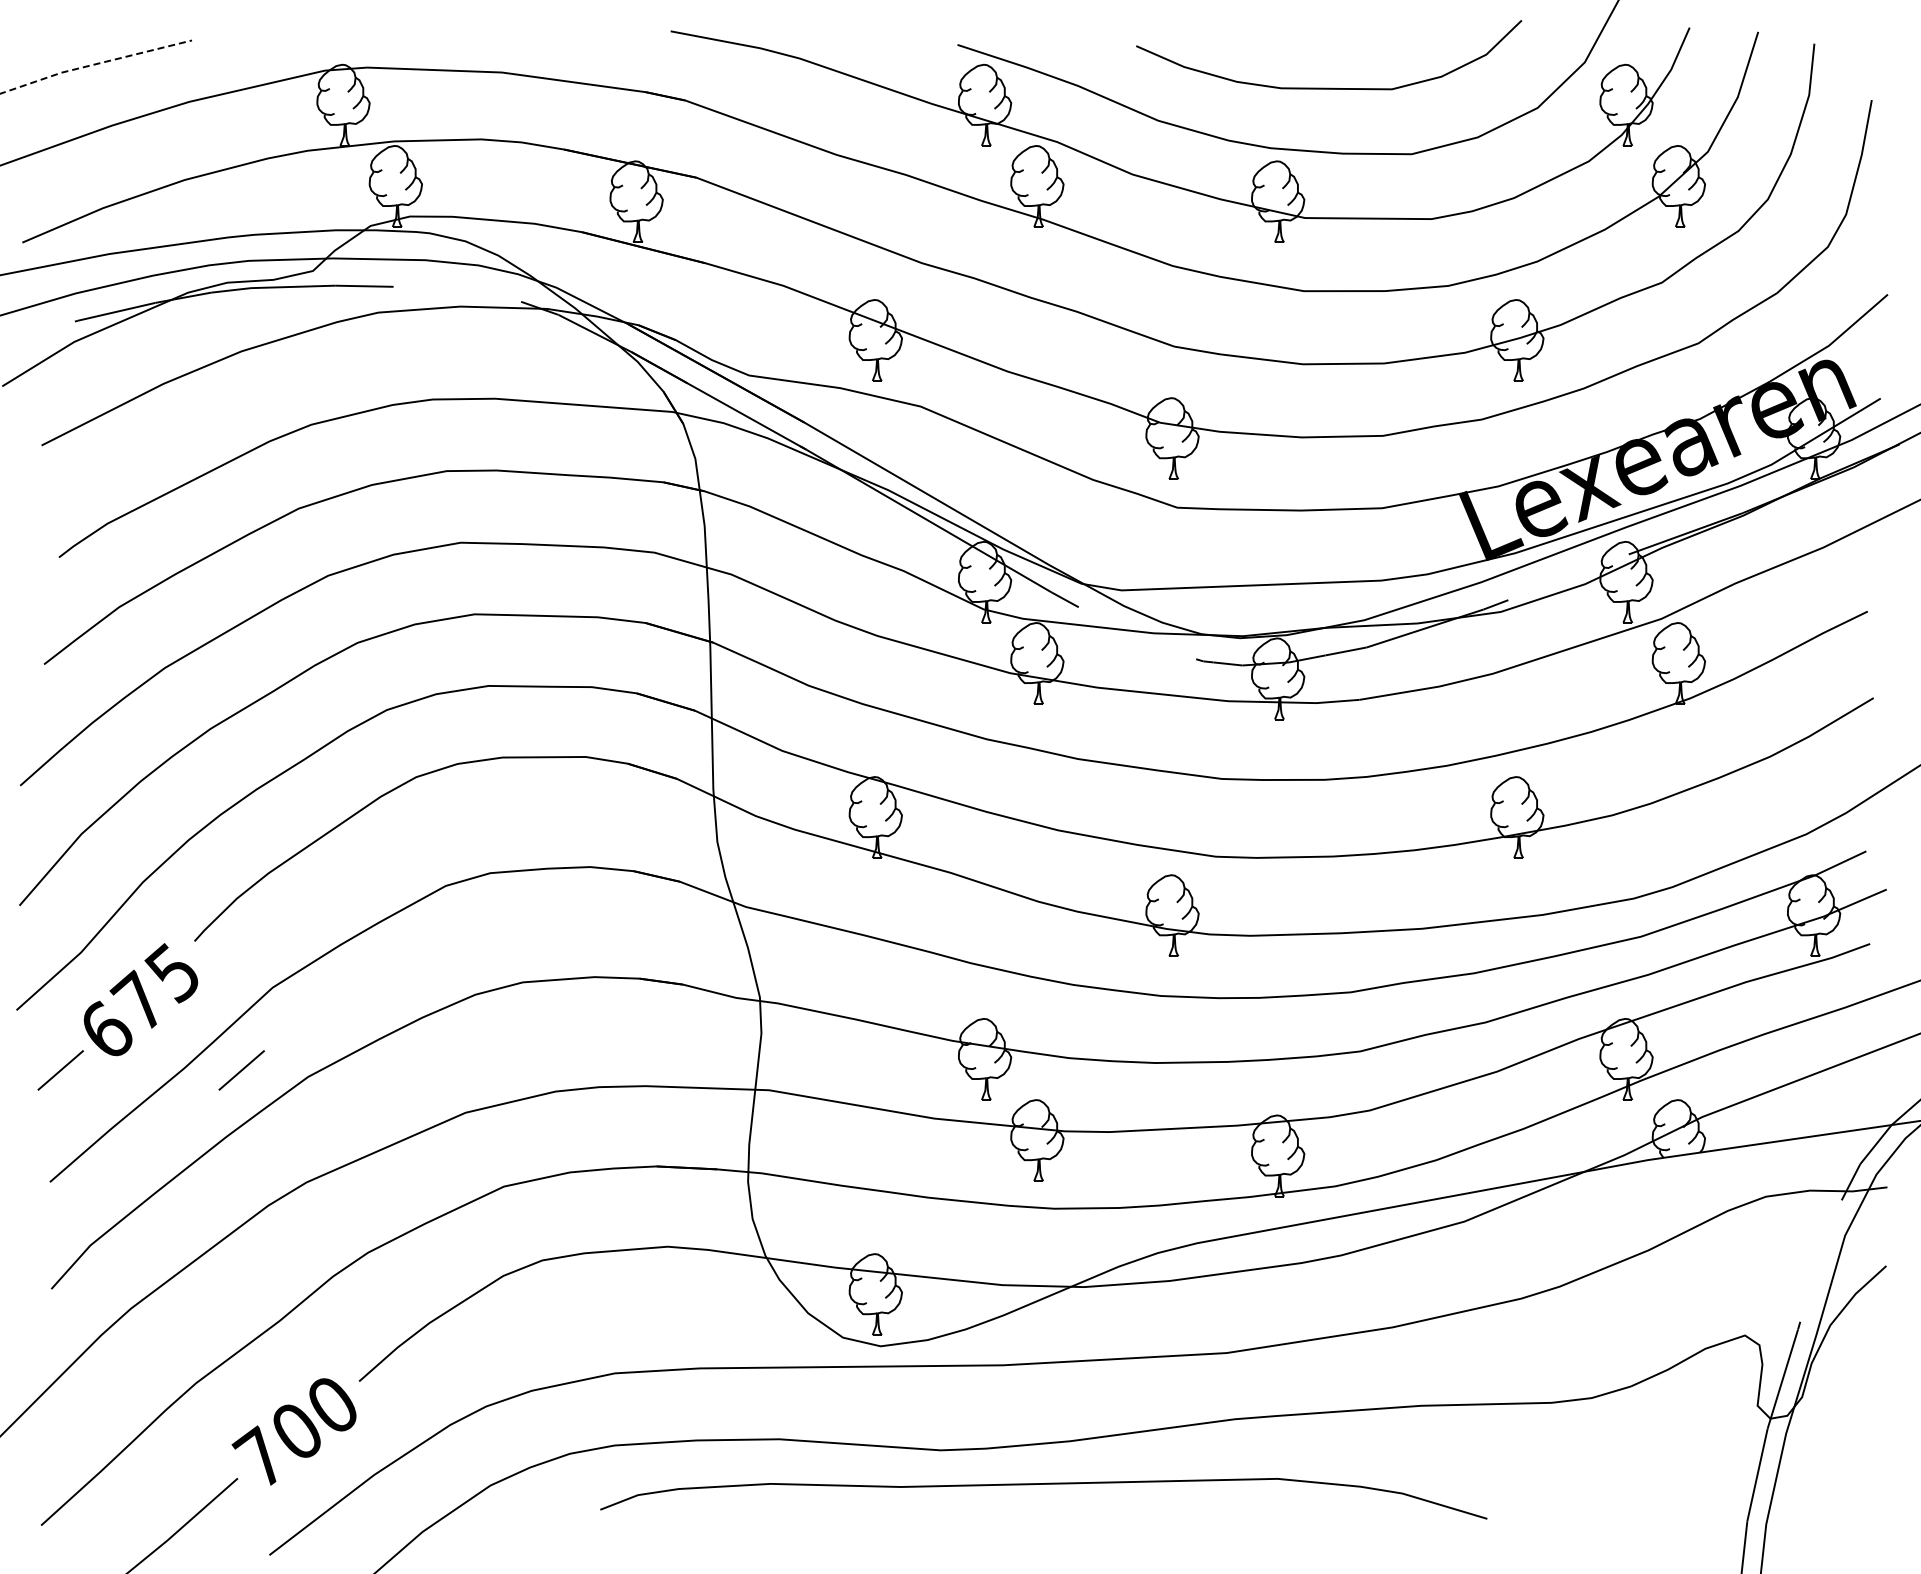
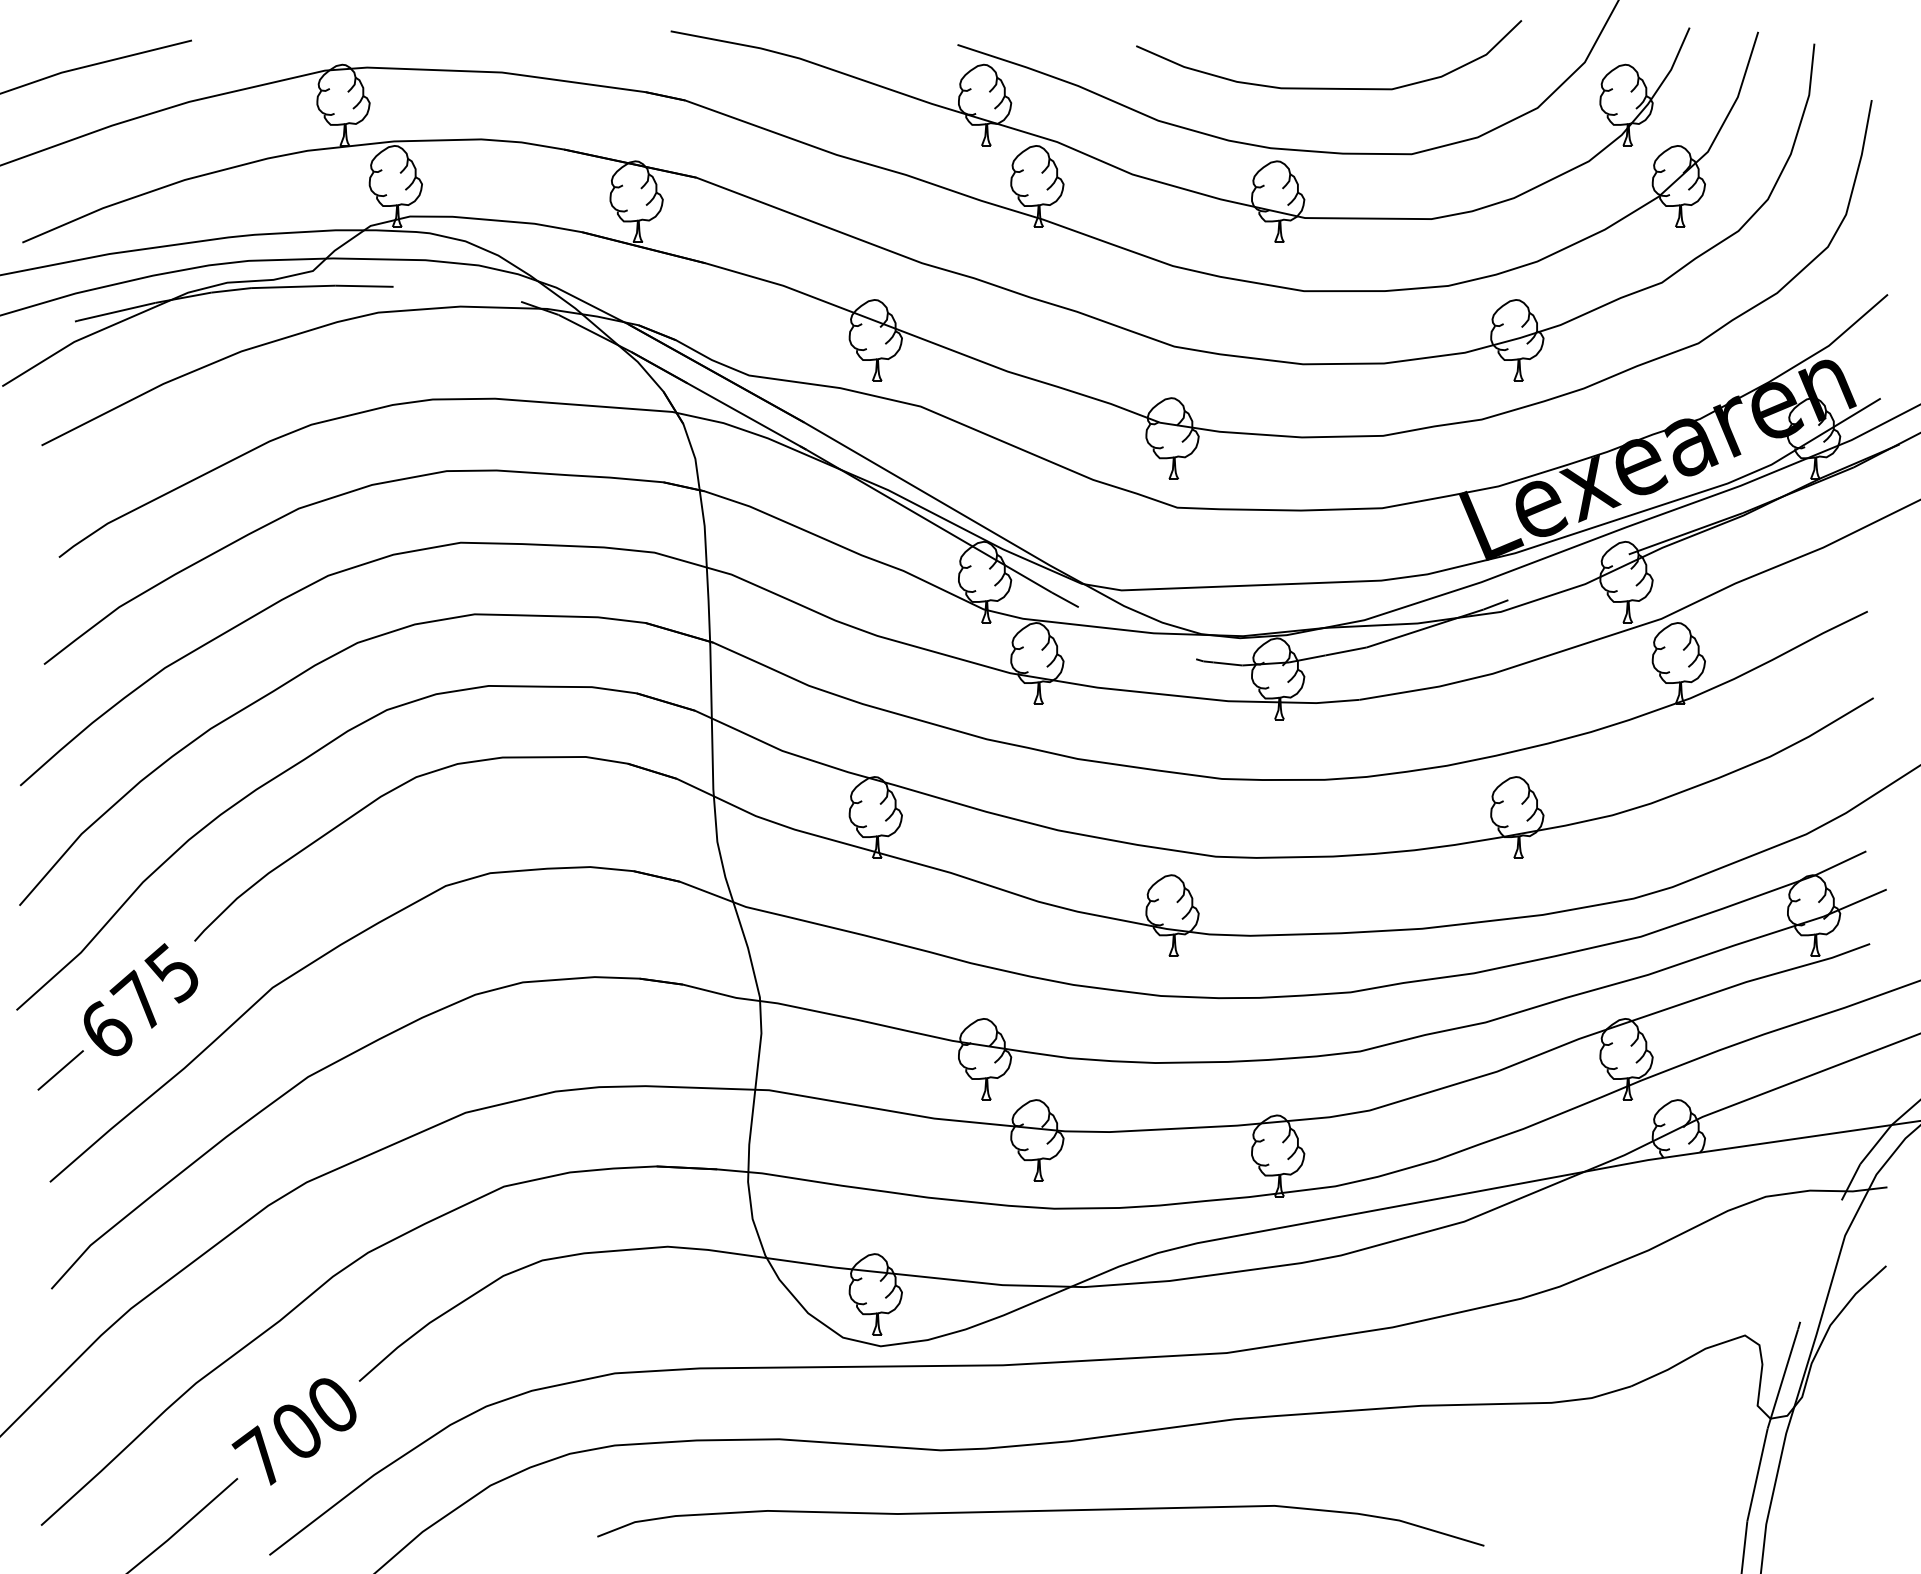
line: dashed -> solid (95, 64)
line: present -> none (241, 1070)
curve position: (1043, 1484) -> (1040, 1511) (1040, 1511)
